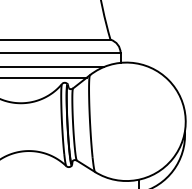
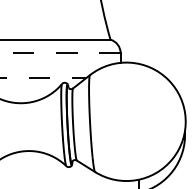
line: solid -> dashed (60, 53)
line: present -> none (52, 67)
line: solid -> dashed (43, 77)
